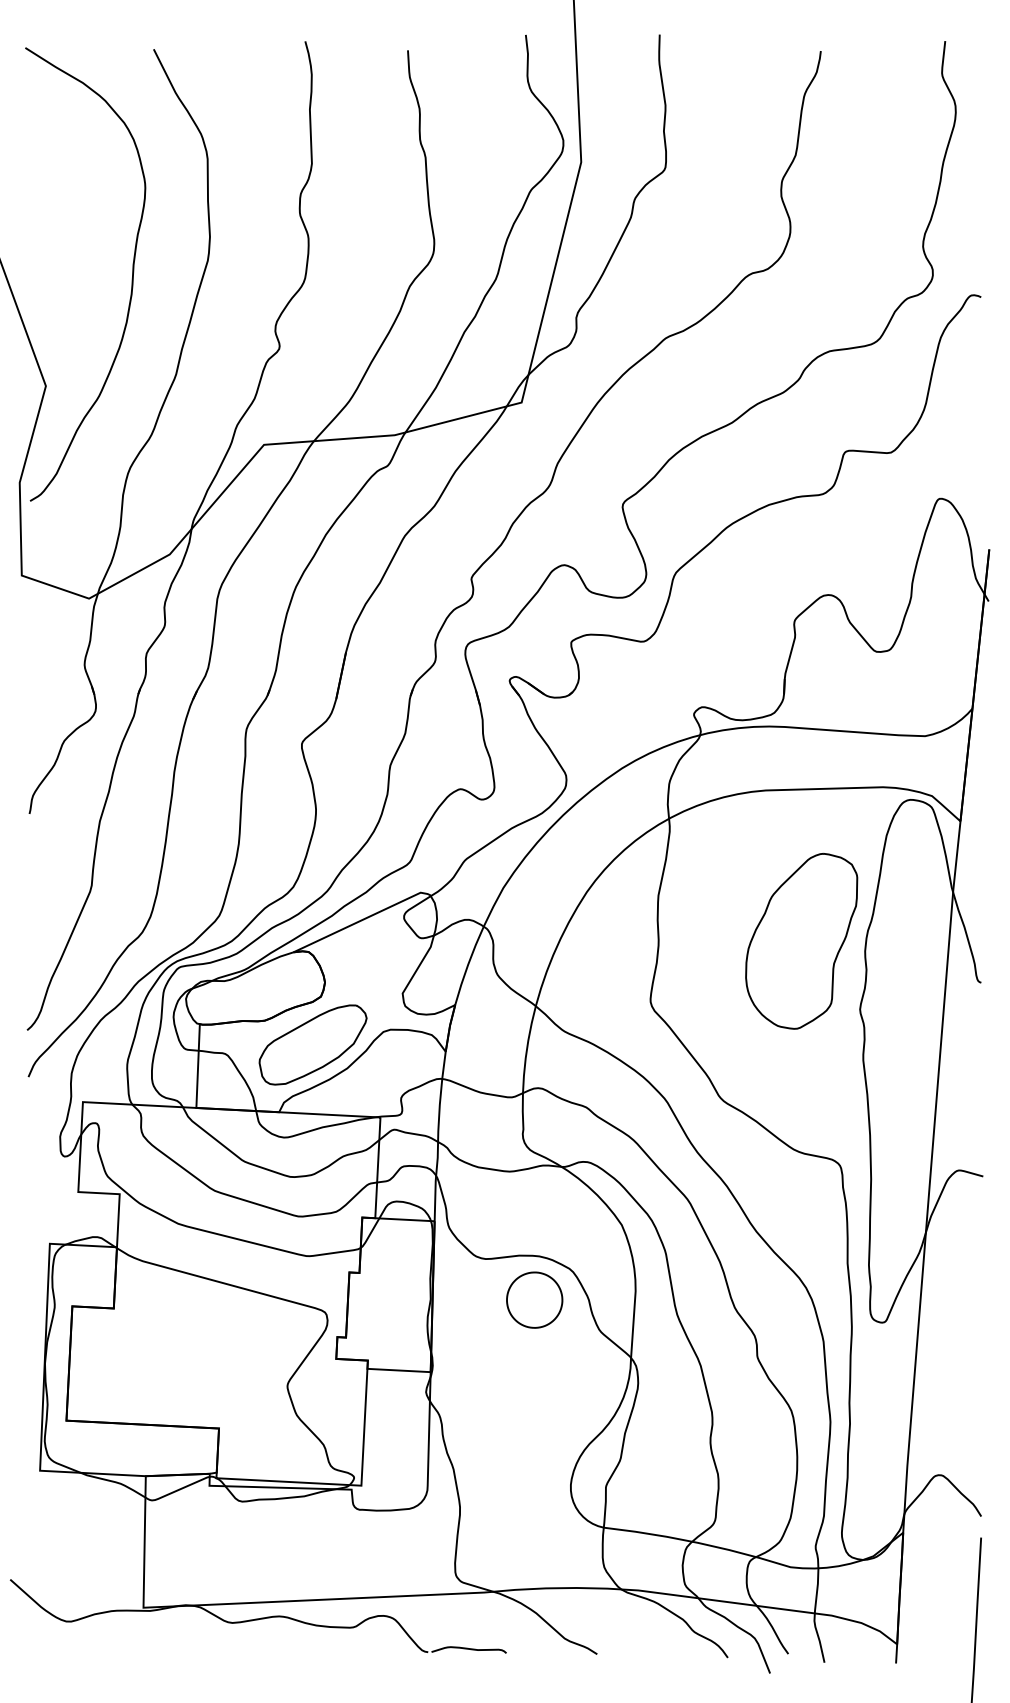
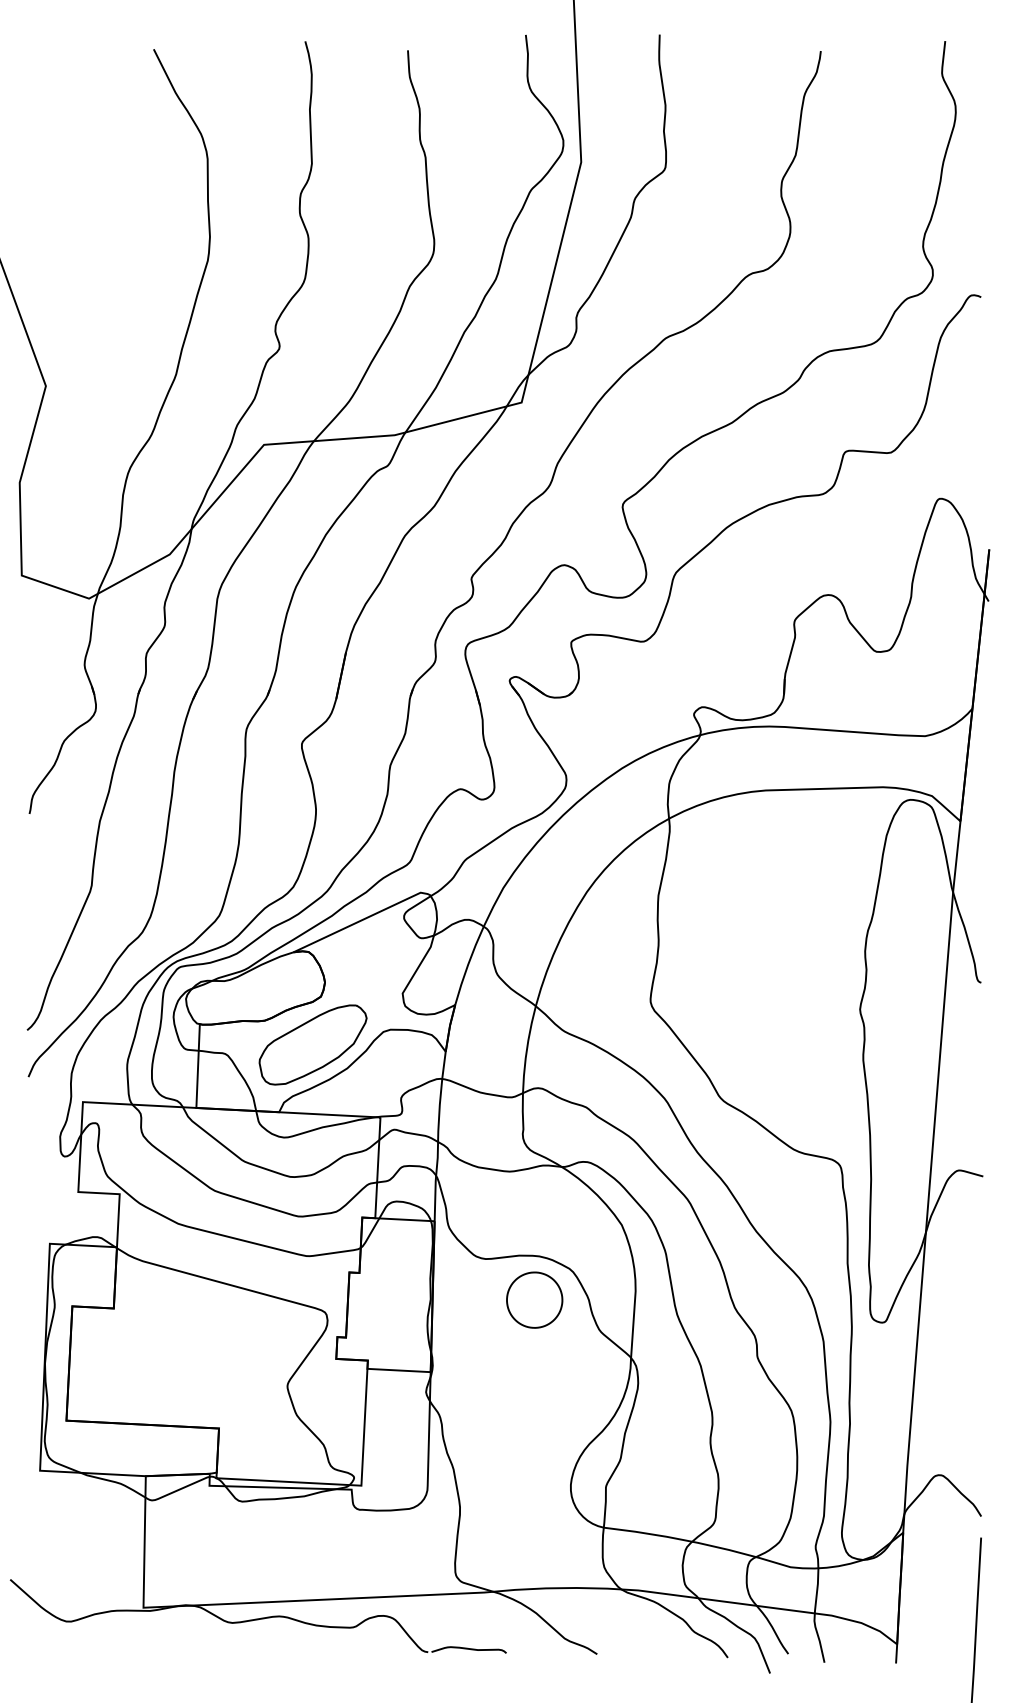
curve: present -> none (131, 279)
part: present -> none (801, 940)
